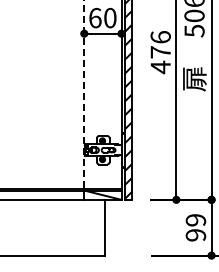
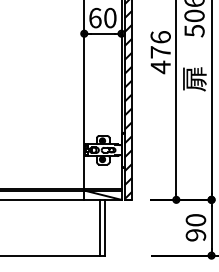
line: dashed -> solid (84, 94)
text: 99 -> 90 (196, 220)
line: none -> present (99, 227)
